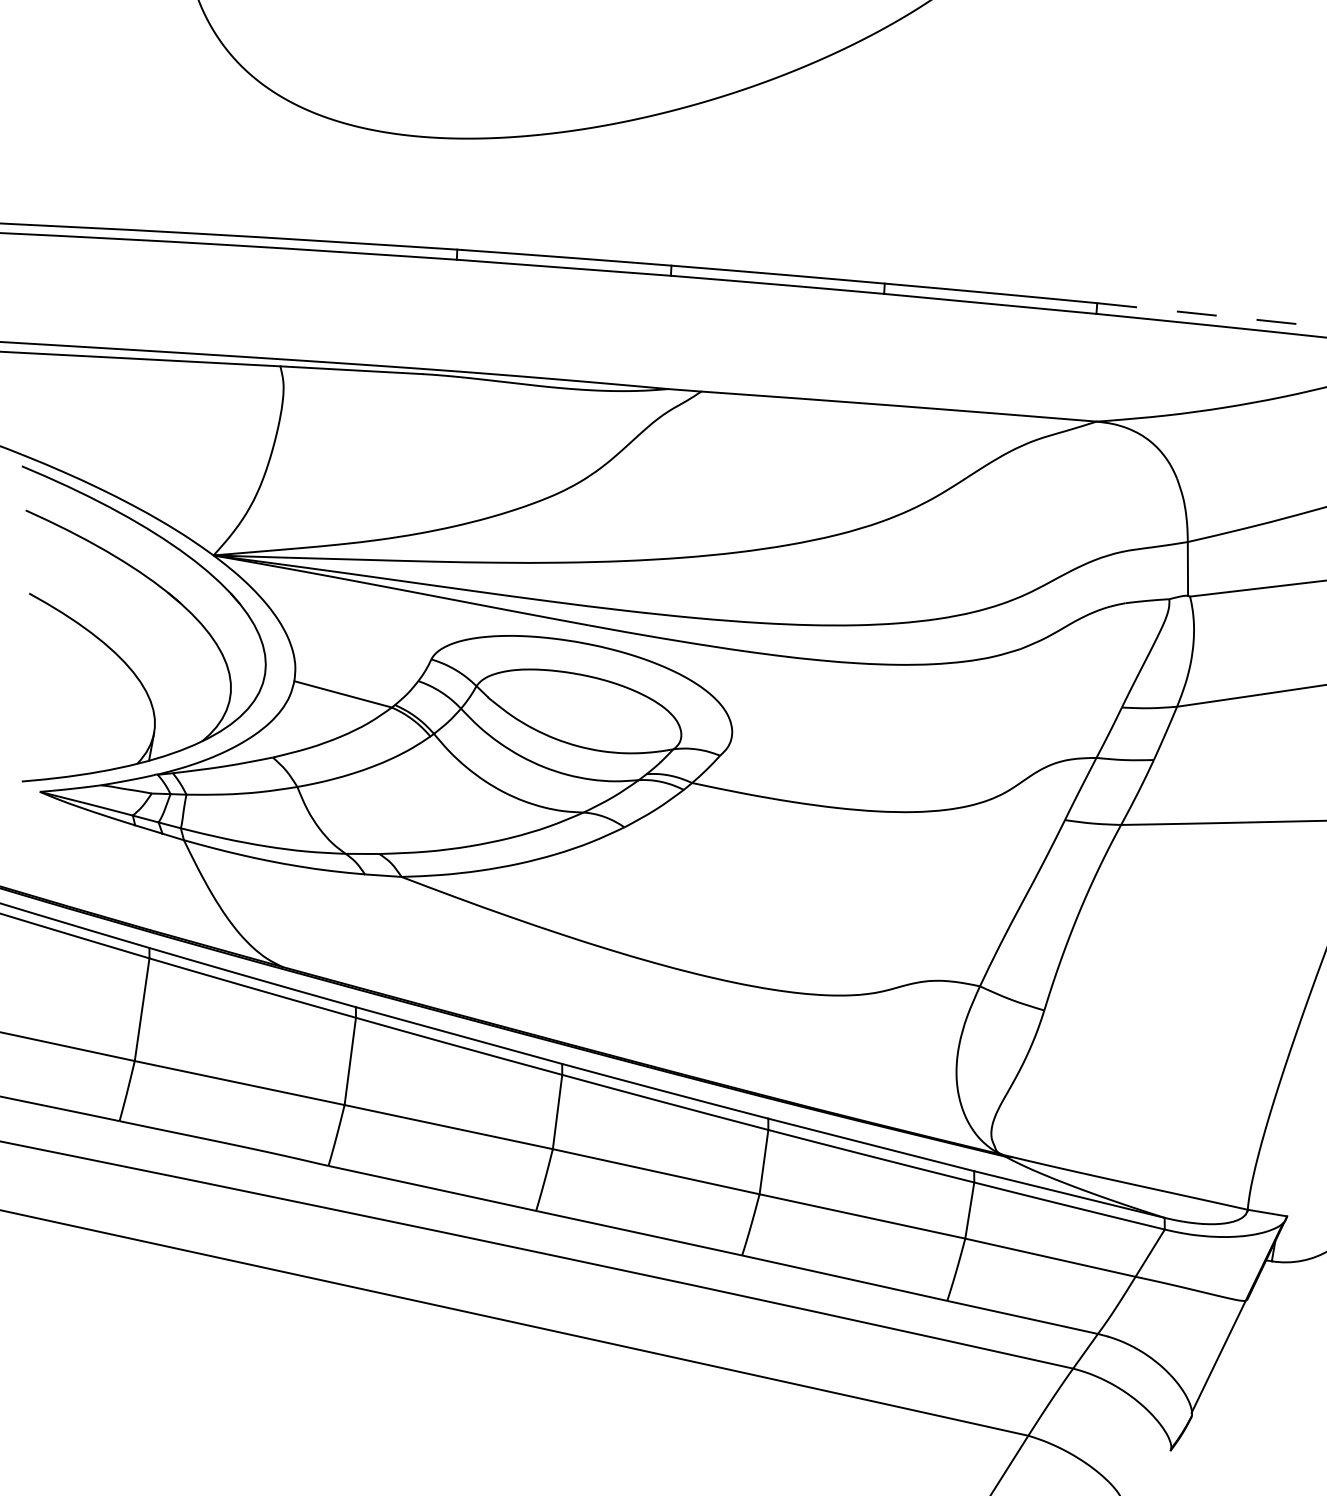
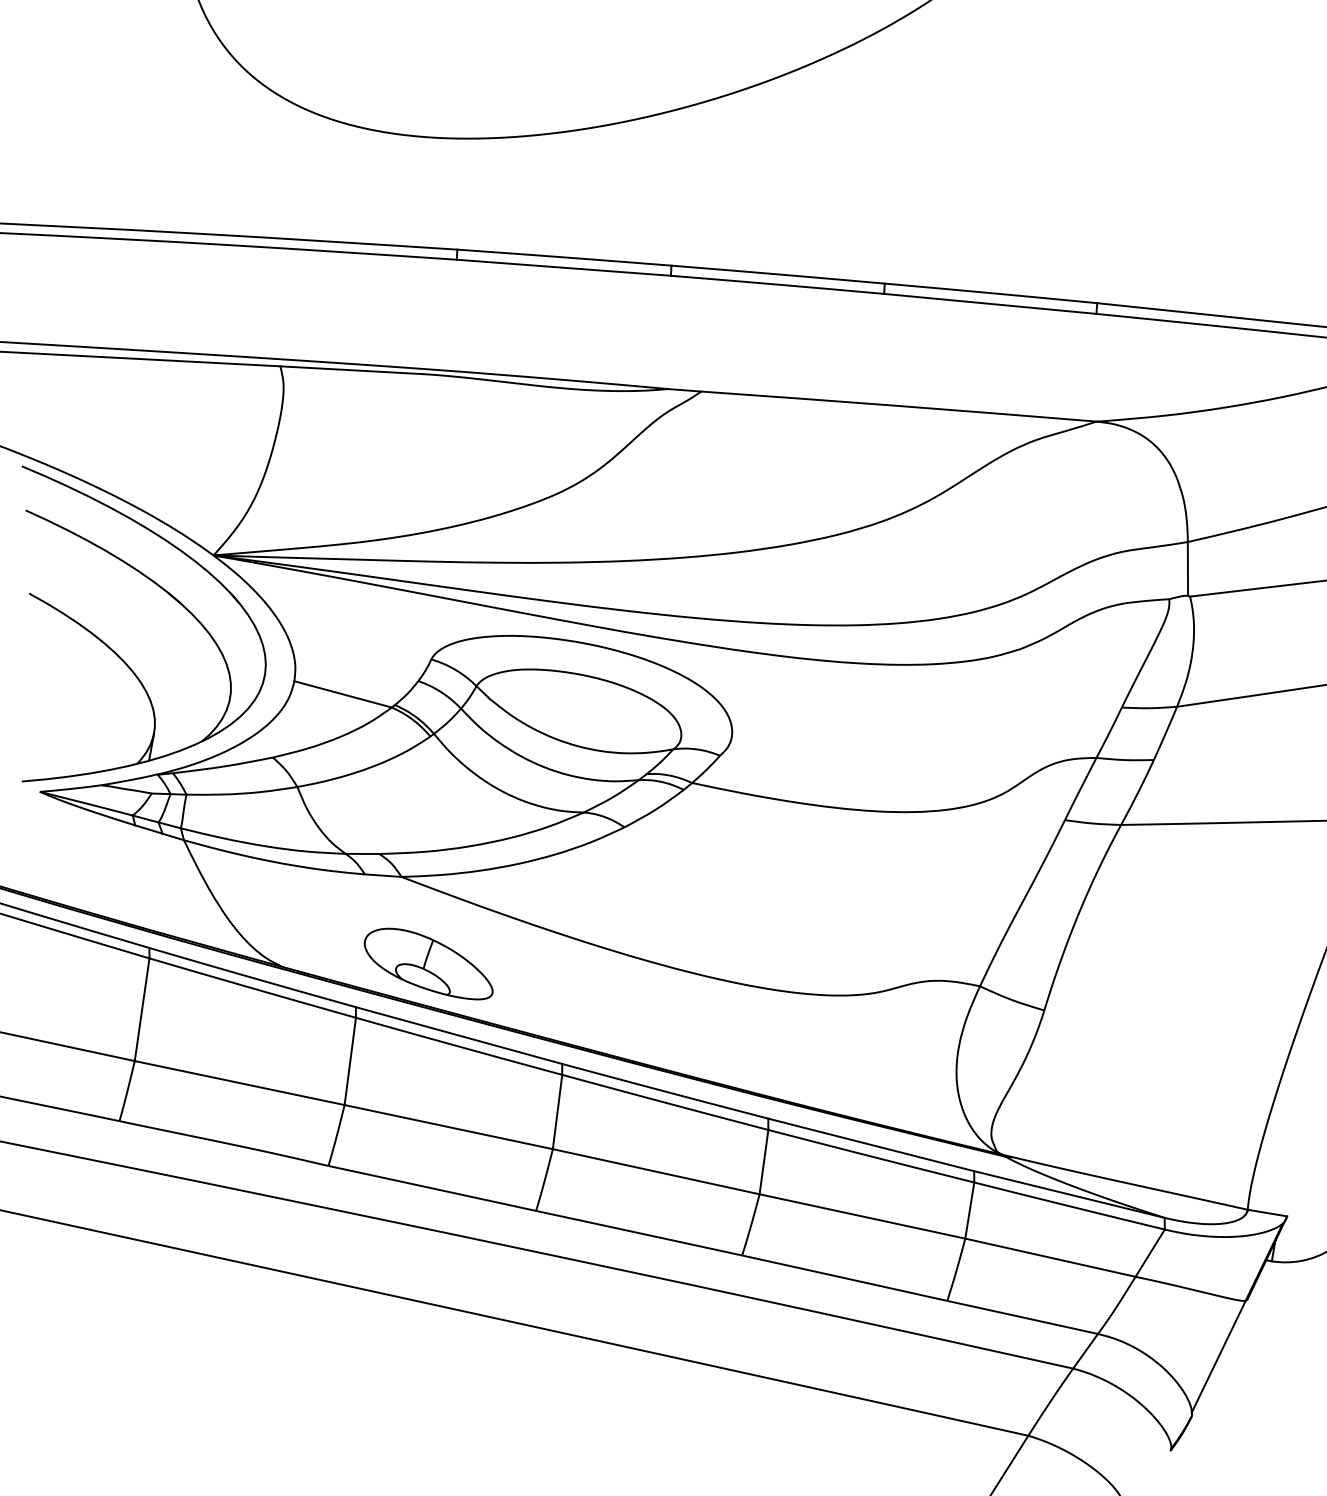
line: dashed -> solid (1212, 315)
part: none -> present (428, 963)
